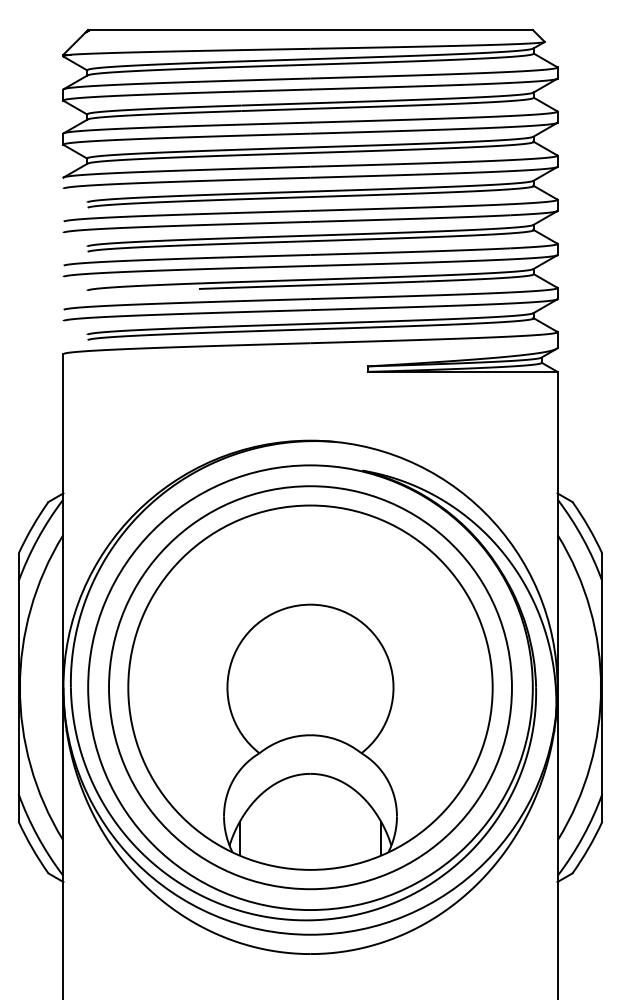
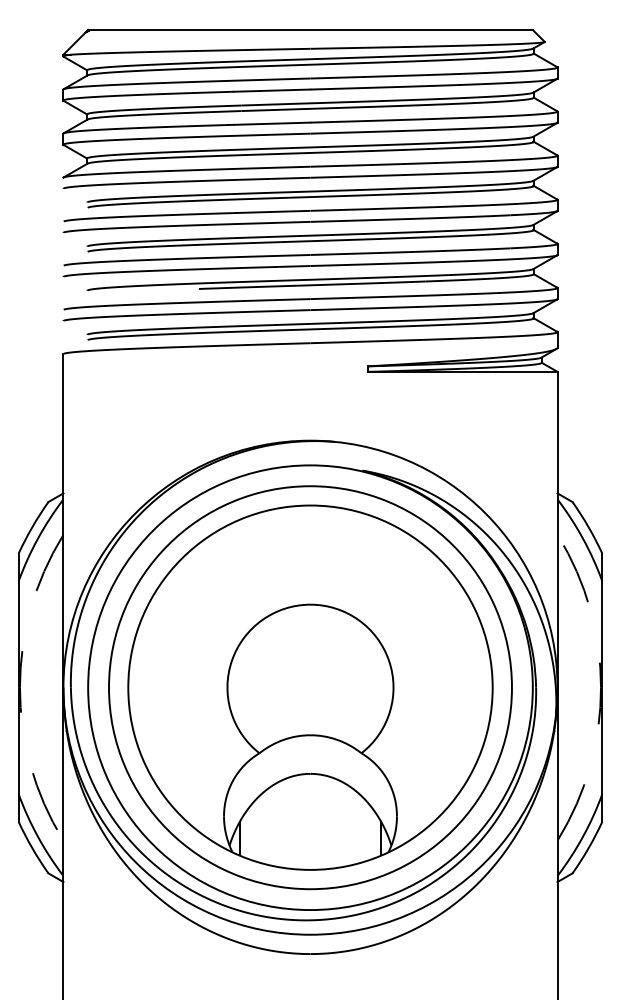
arc: solid -> dashed (19, 687)
arc: solid -> dashed (601, 687)
